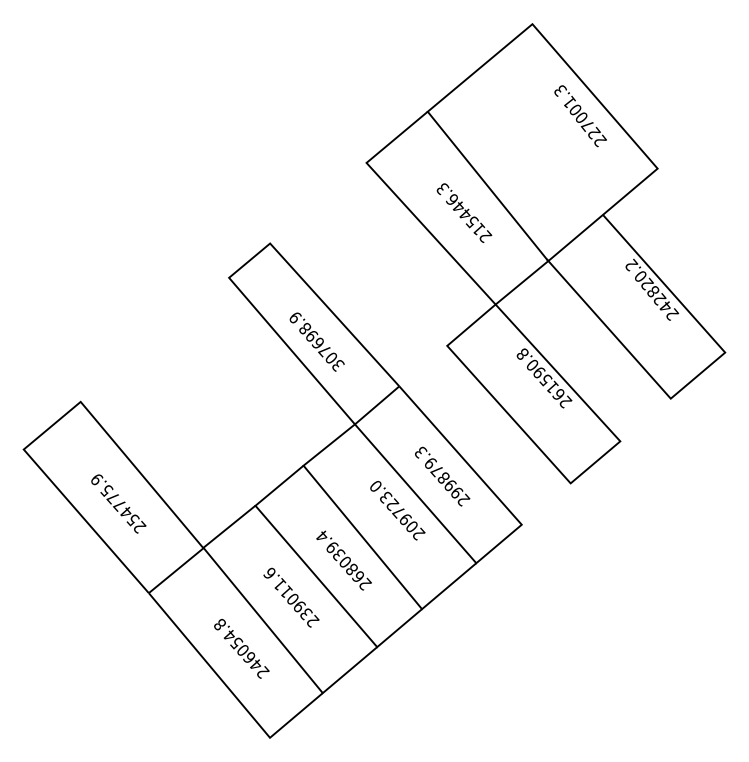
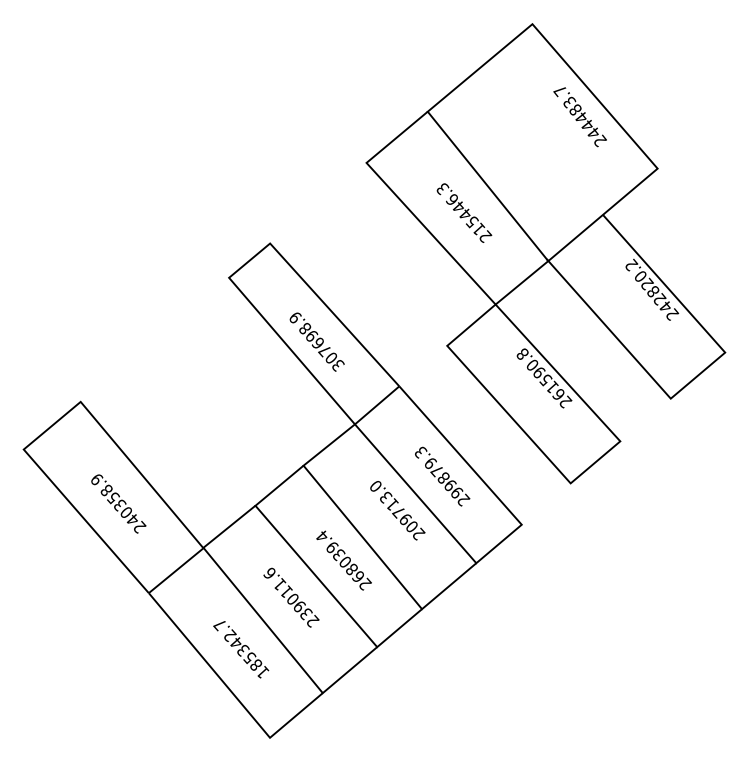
text: 227001.3 -> 244483.7 (576, 112)
text: 209723.0 -> 209713.0 (392, 504)
text: 254775.9 -> 240358.9 (119, 505)
text: 246054.8 -> 185342.7 (241, 648)
